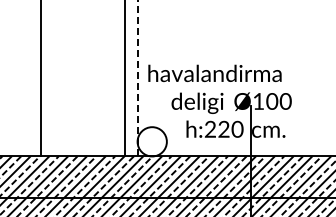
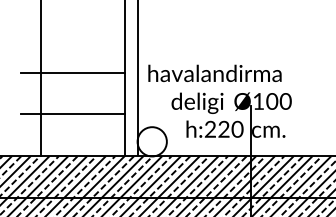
line: none -> present (72, 72)
line: dashed -> solid (137, 78)
line: none -> present (72, 114)
